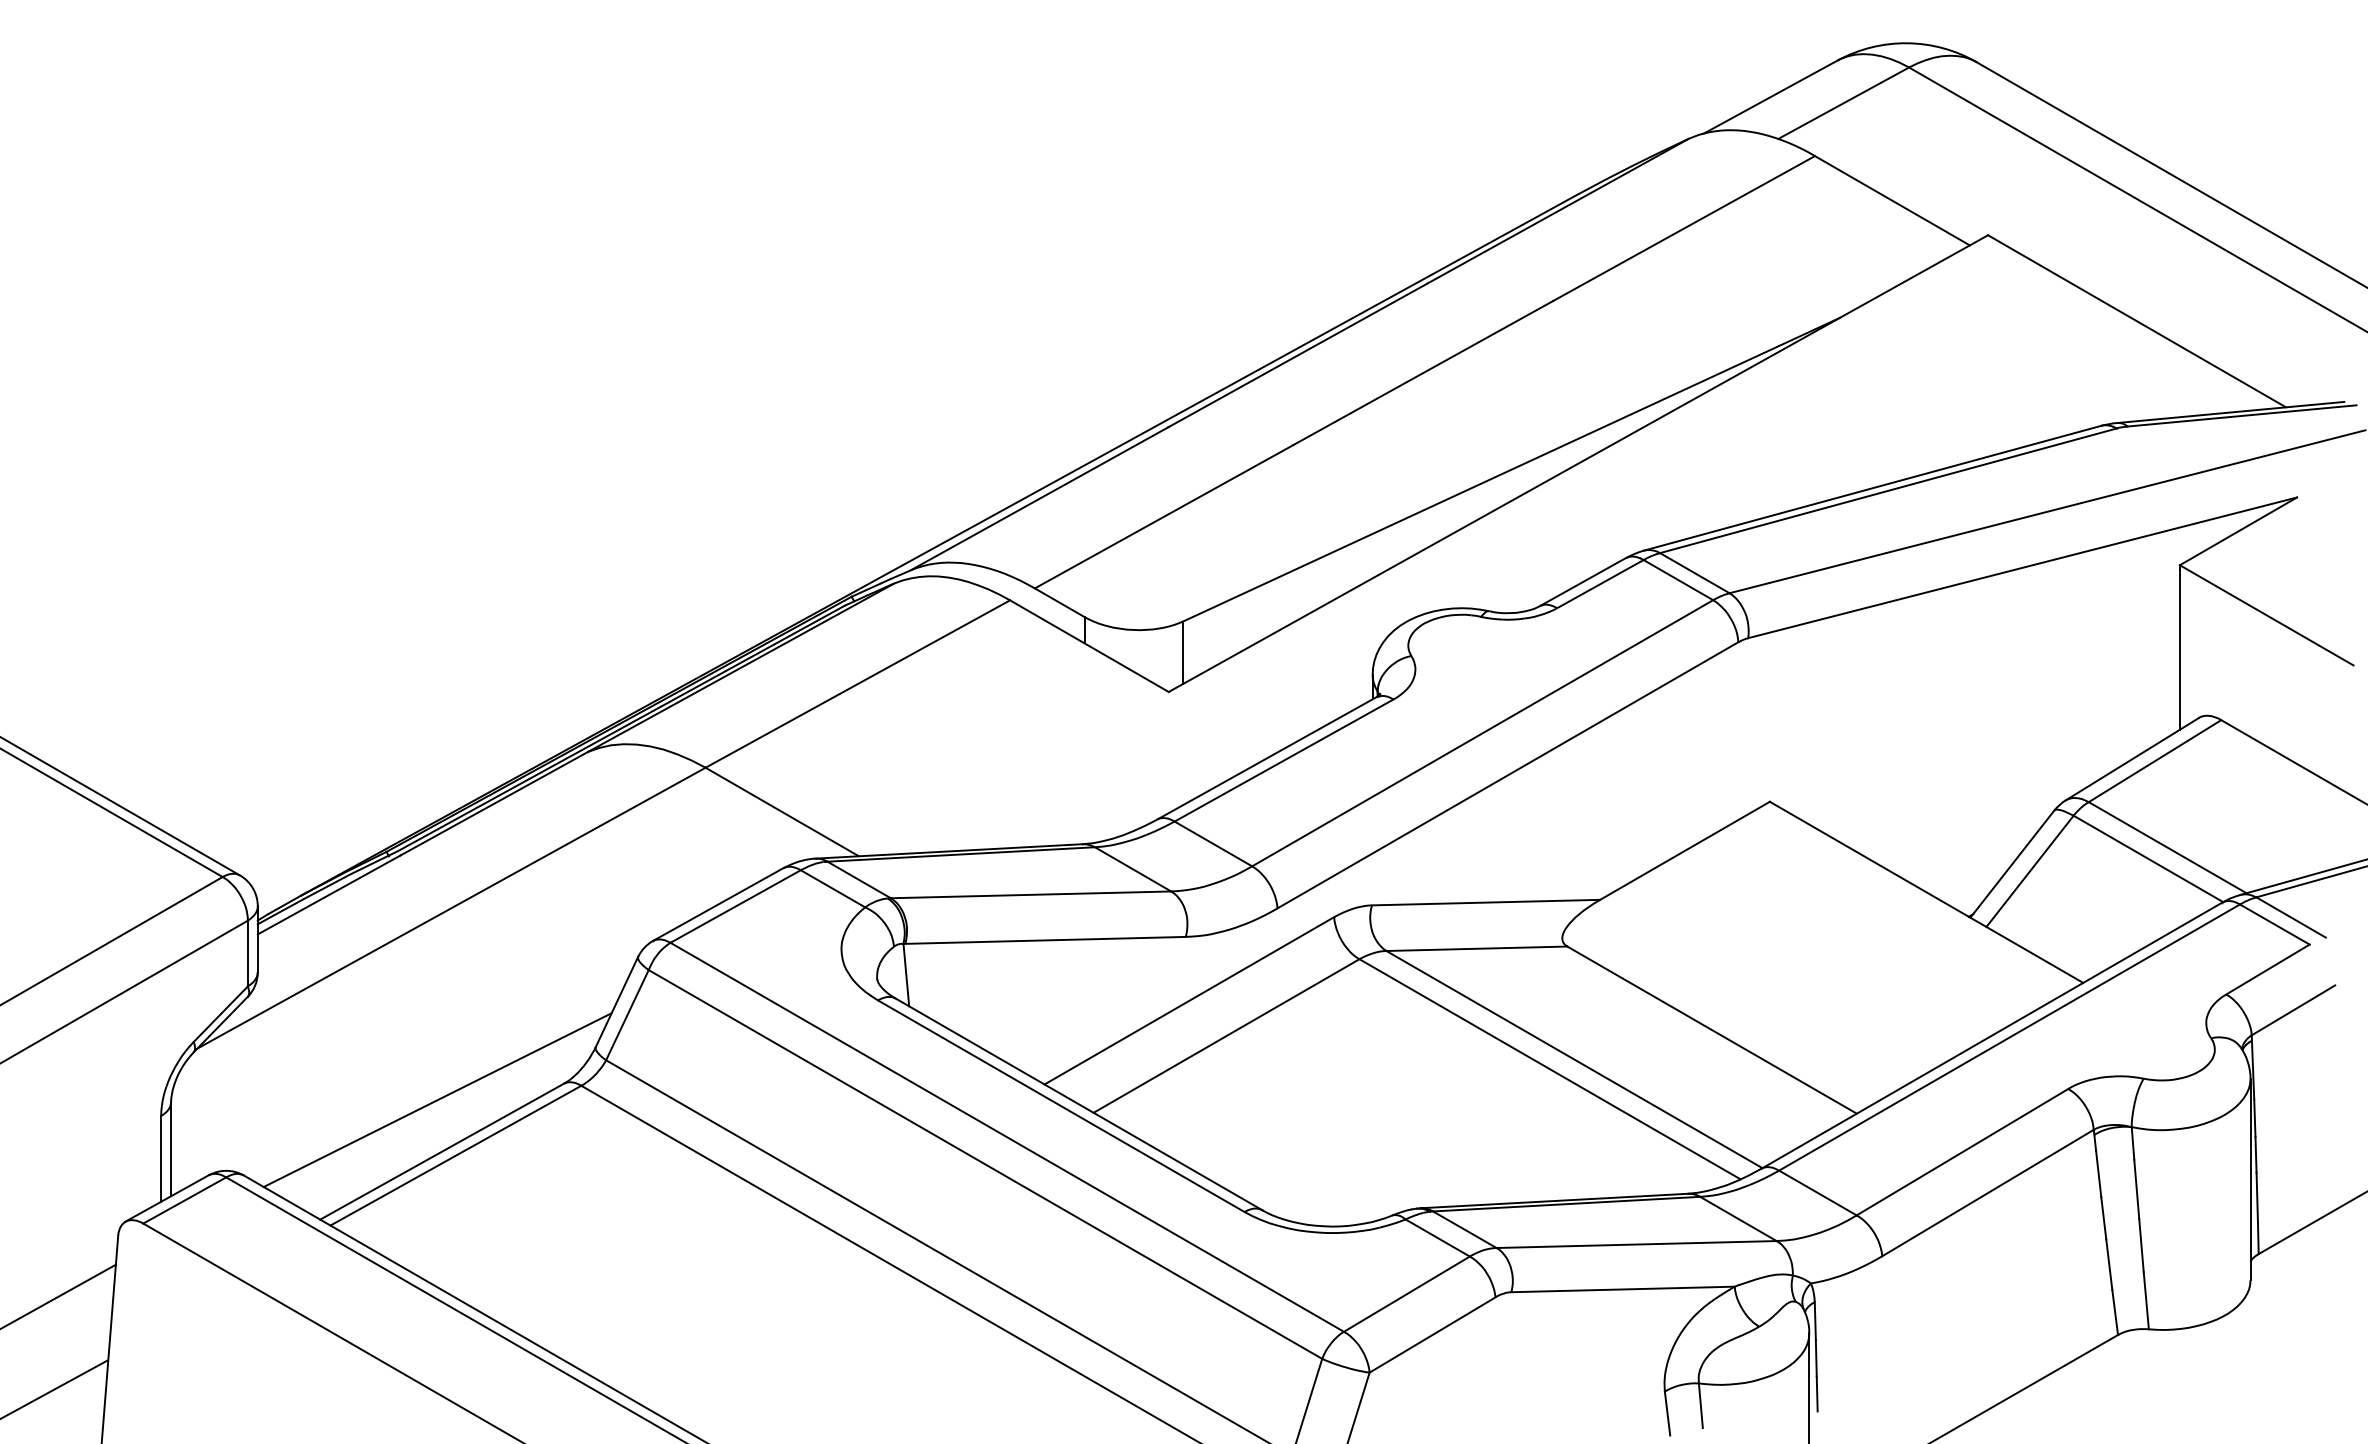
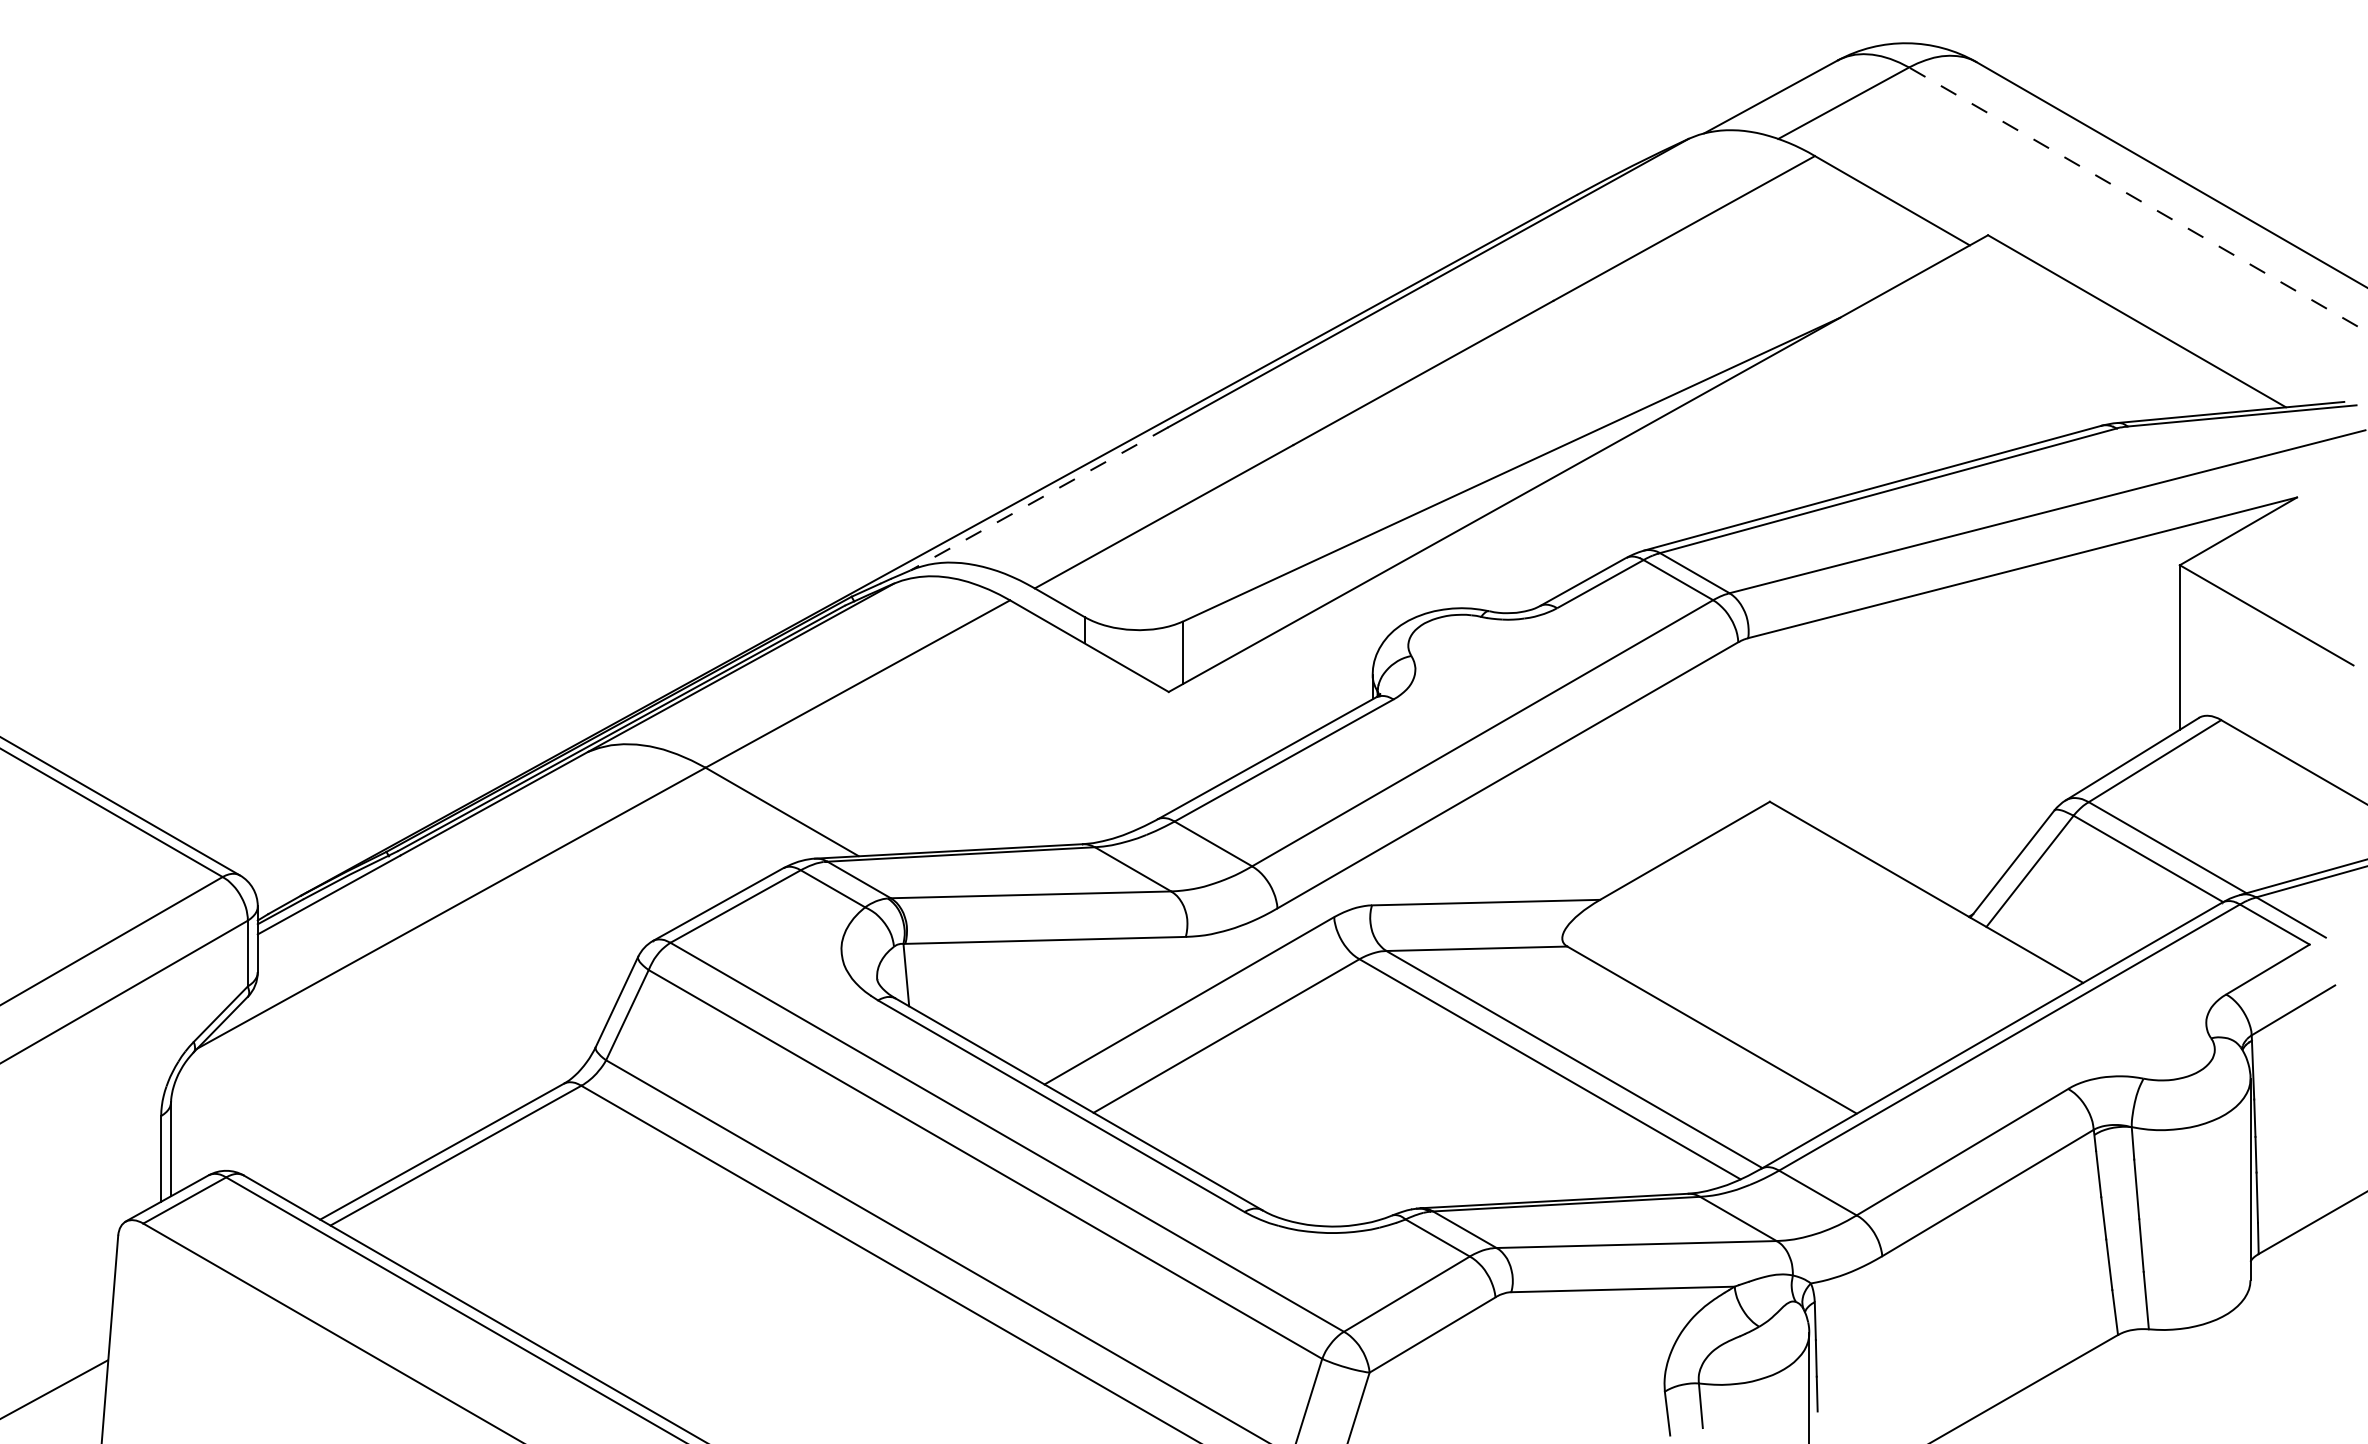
line: solid -> dashed (2137, 199)
line: solid -> dashed (1039, 499)
line: present -> none (437, 1100)
line: present -> none (58, 1296)
